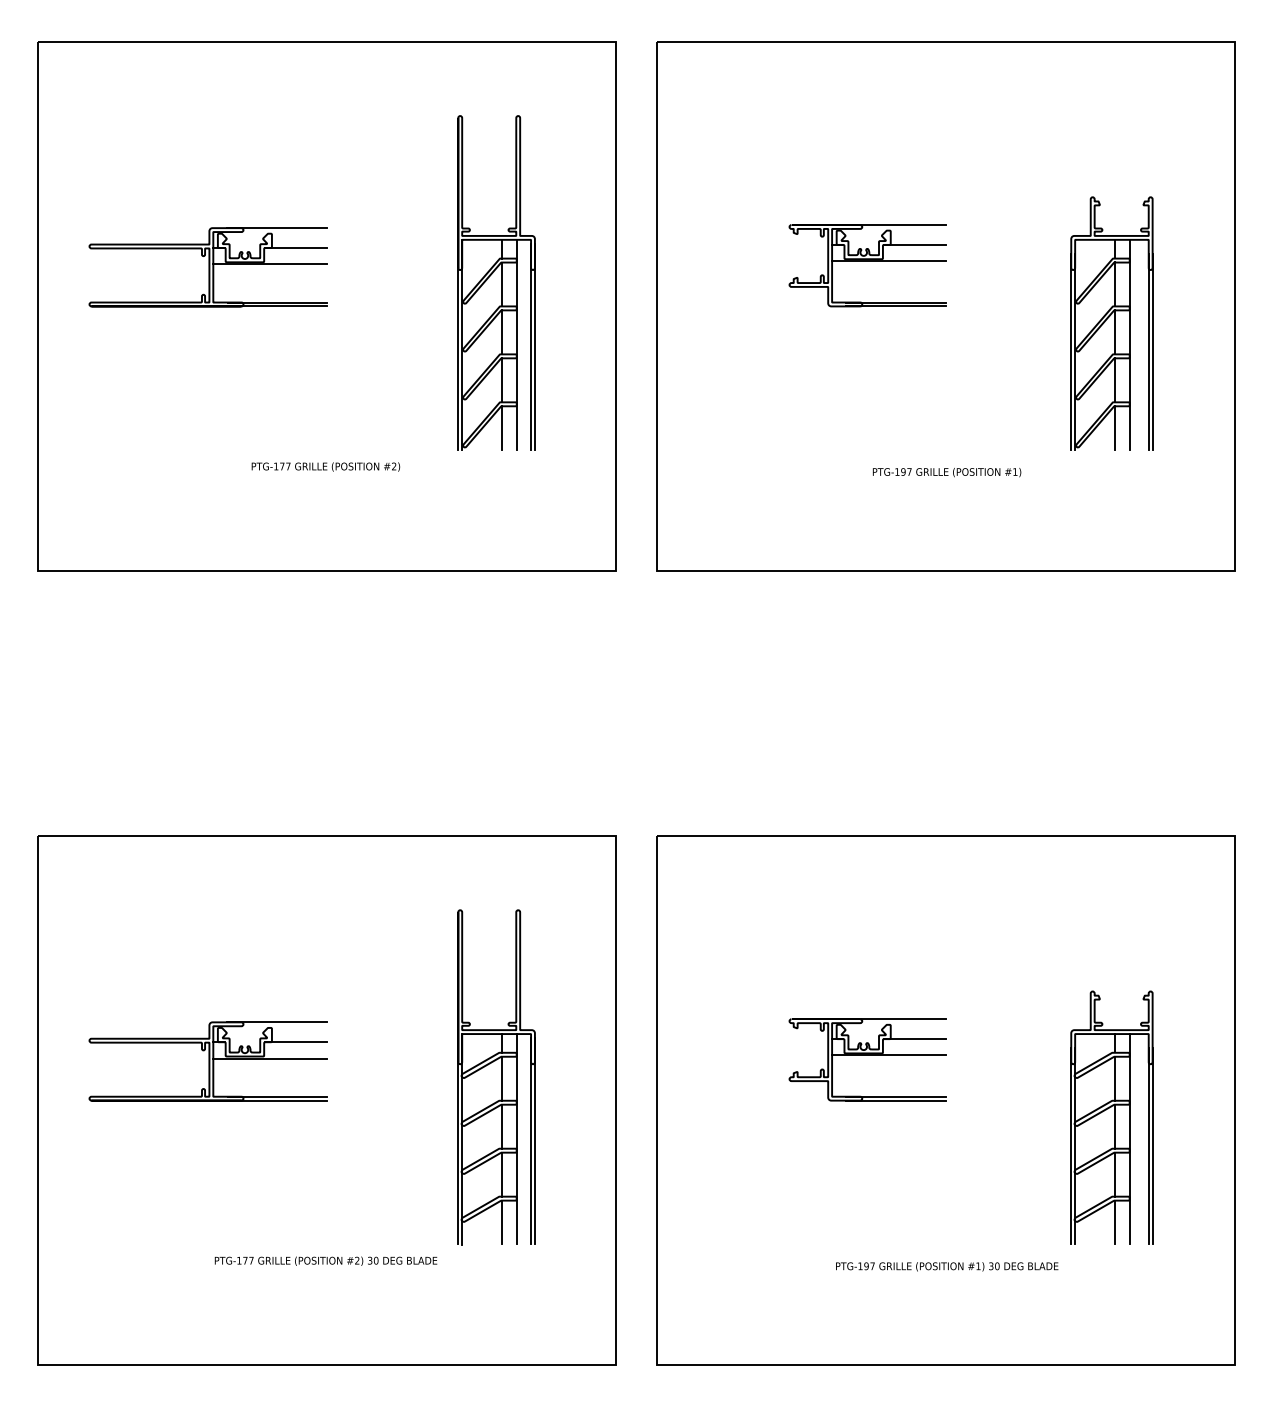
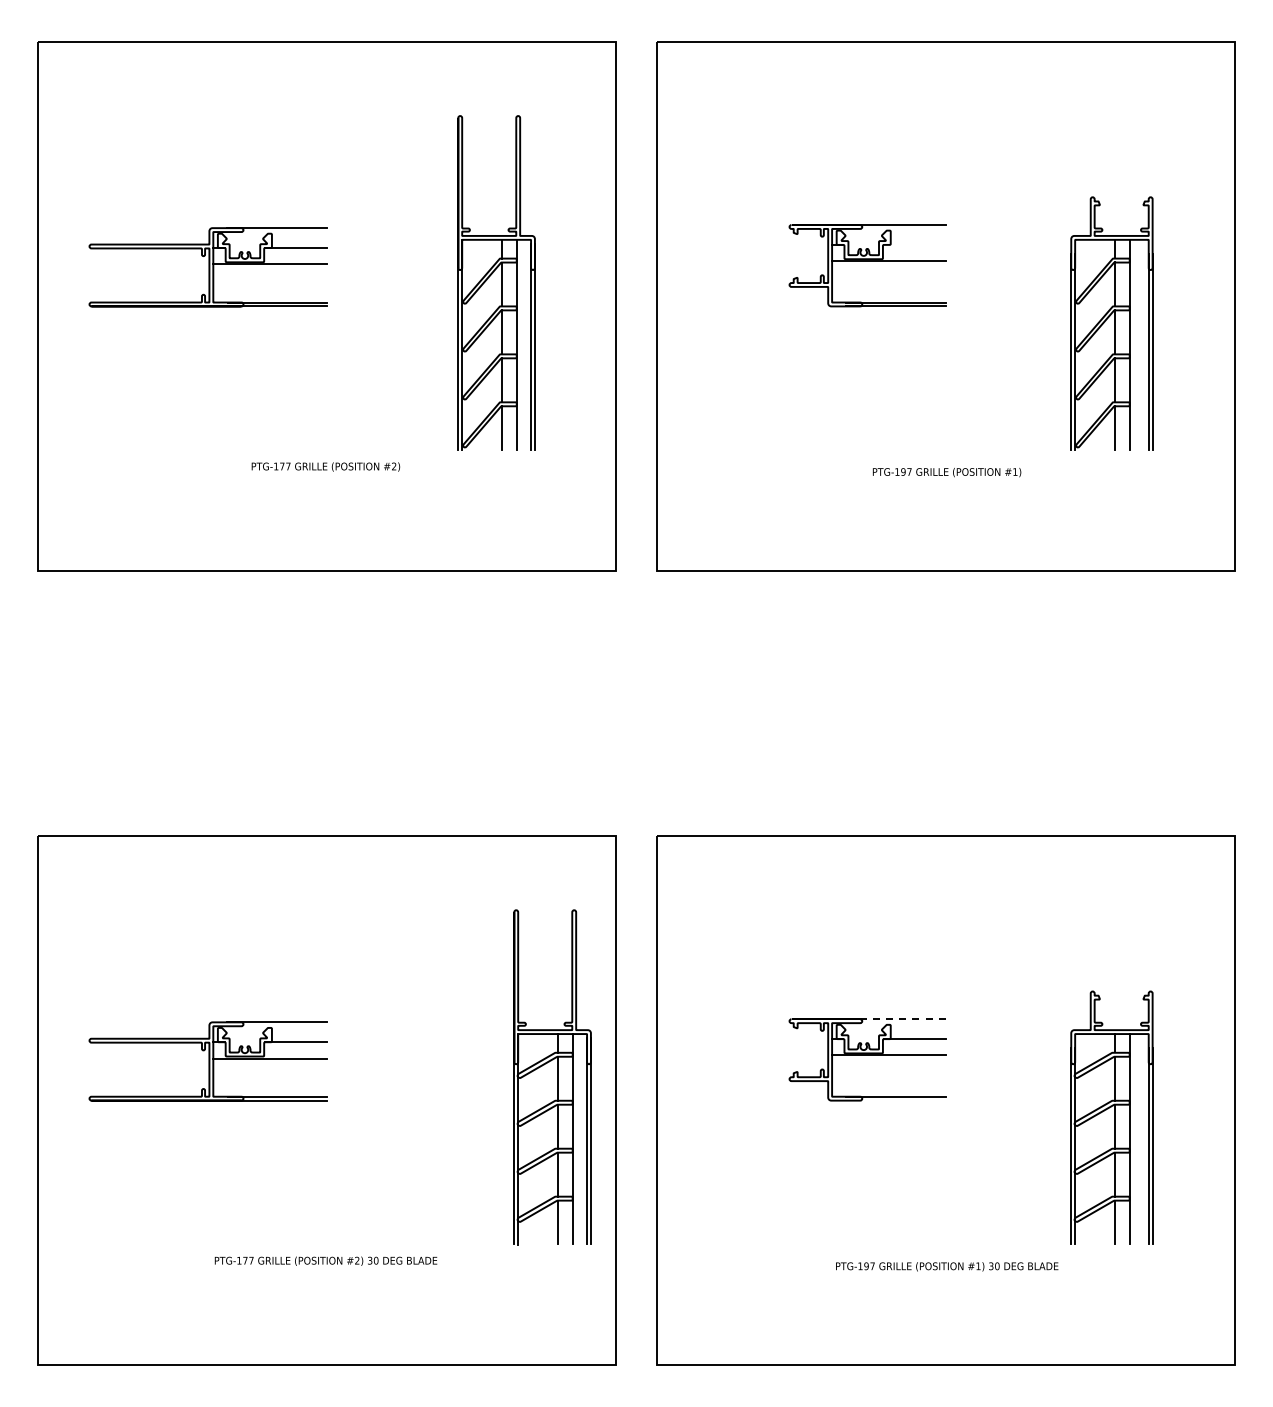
line: present -> none (914, 244)
line: solid -> dashed (896, 1019)
part position: (496, 1077) -> (552, 1077) (552, 1077)
line: present -> none (895, 1100)
